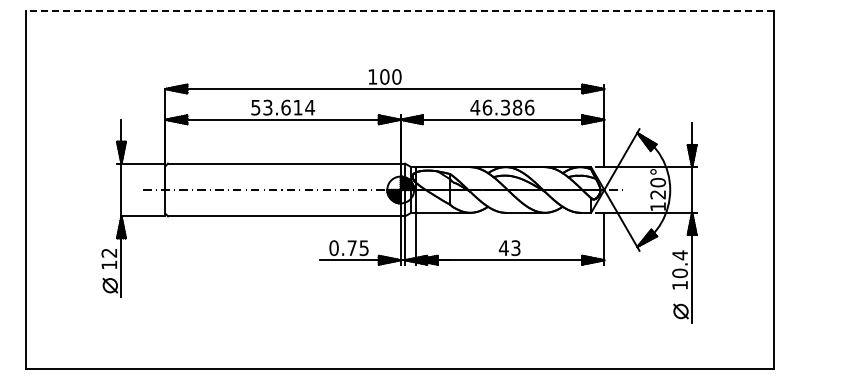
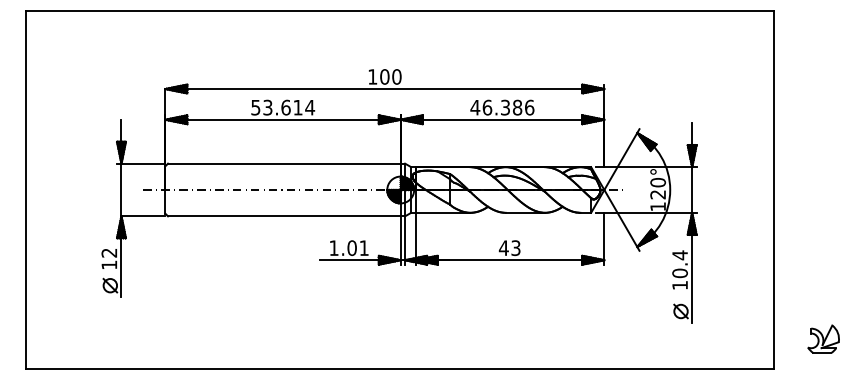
line: dashed -> solid (399, 11)
text: 0.75 -> 1.01 (348, 248)
part: none -> present (823, 338)
